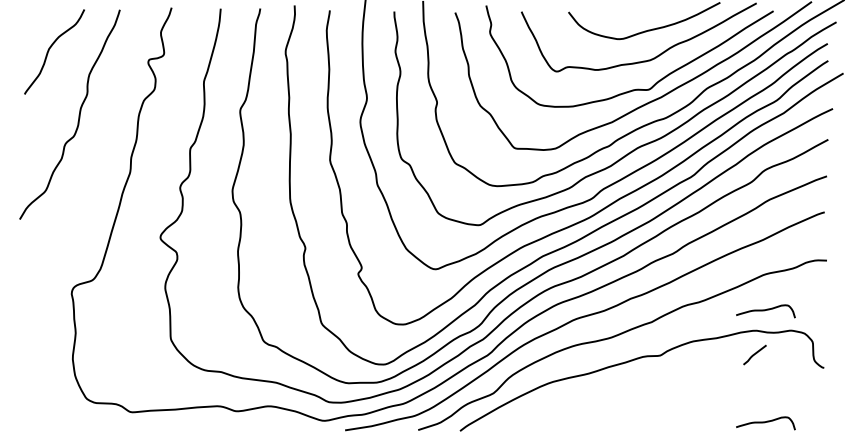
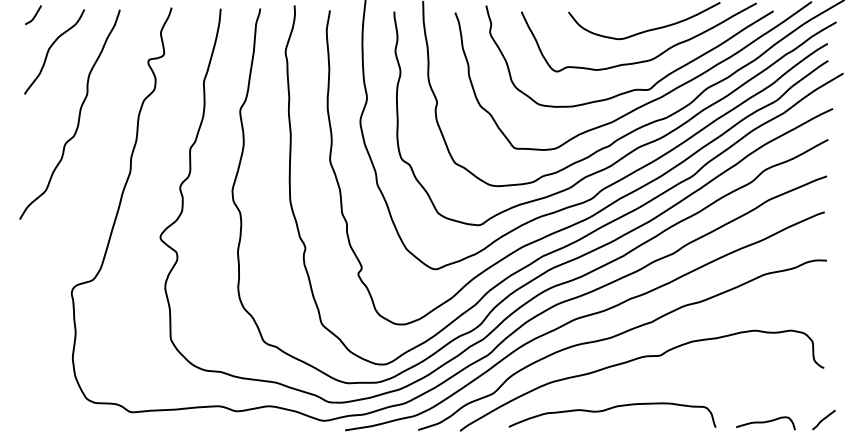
line: none -> present (34, 15)
curve: present -> none (765, 310)
line position: (754, 354) -> (823, 419) (823, 419)
curve: none -> present (610, 409)
